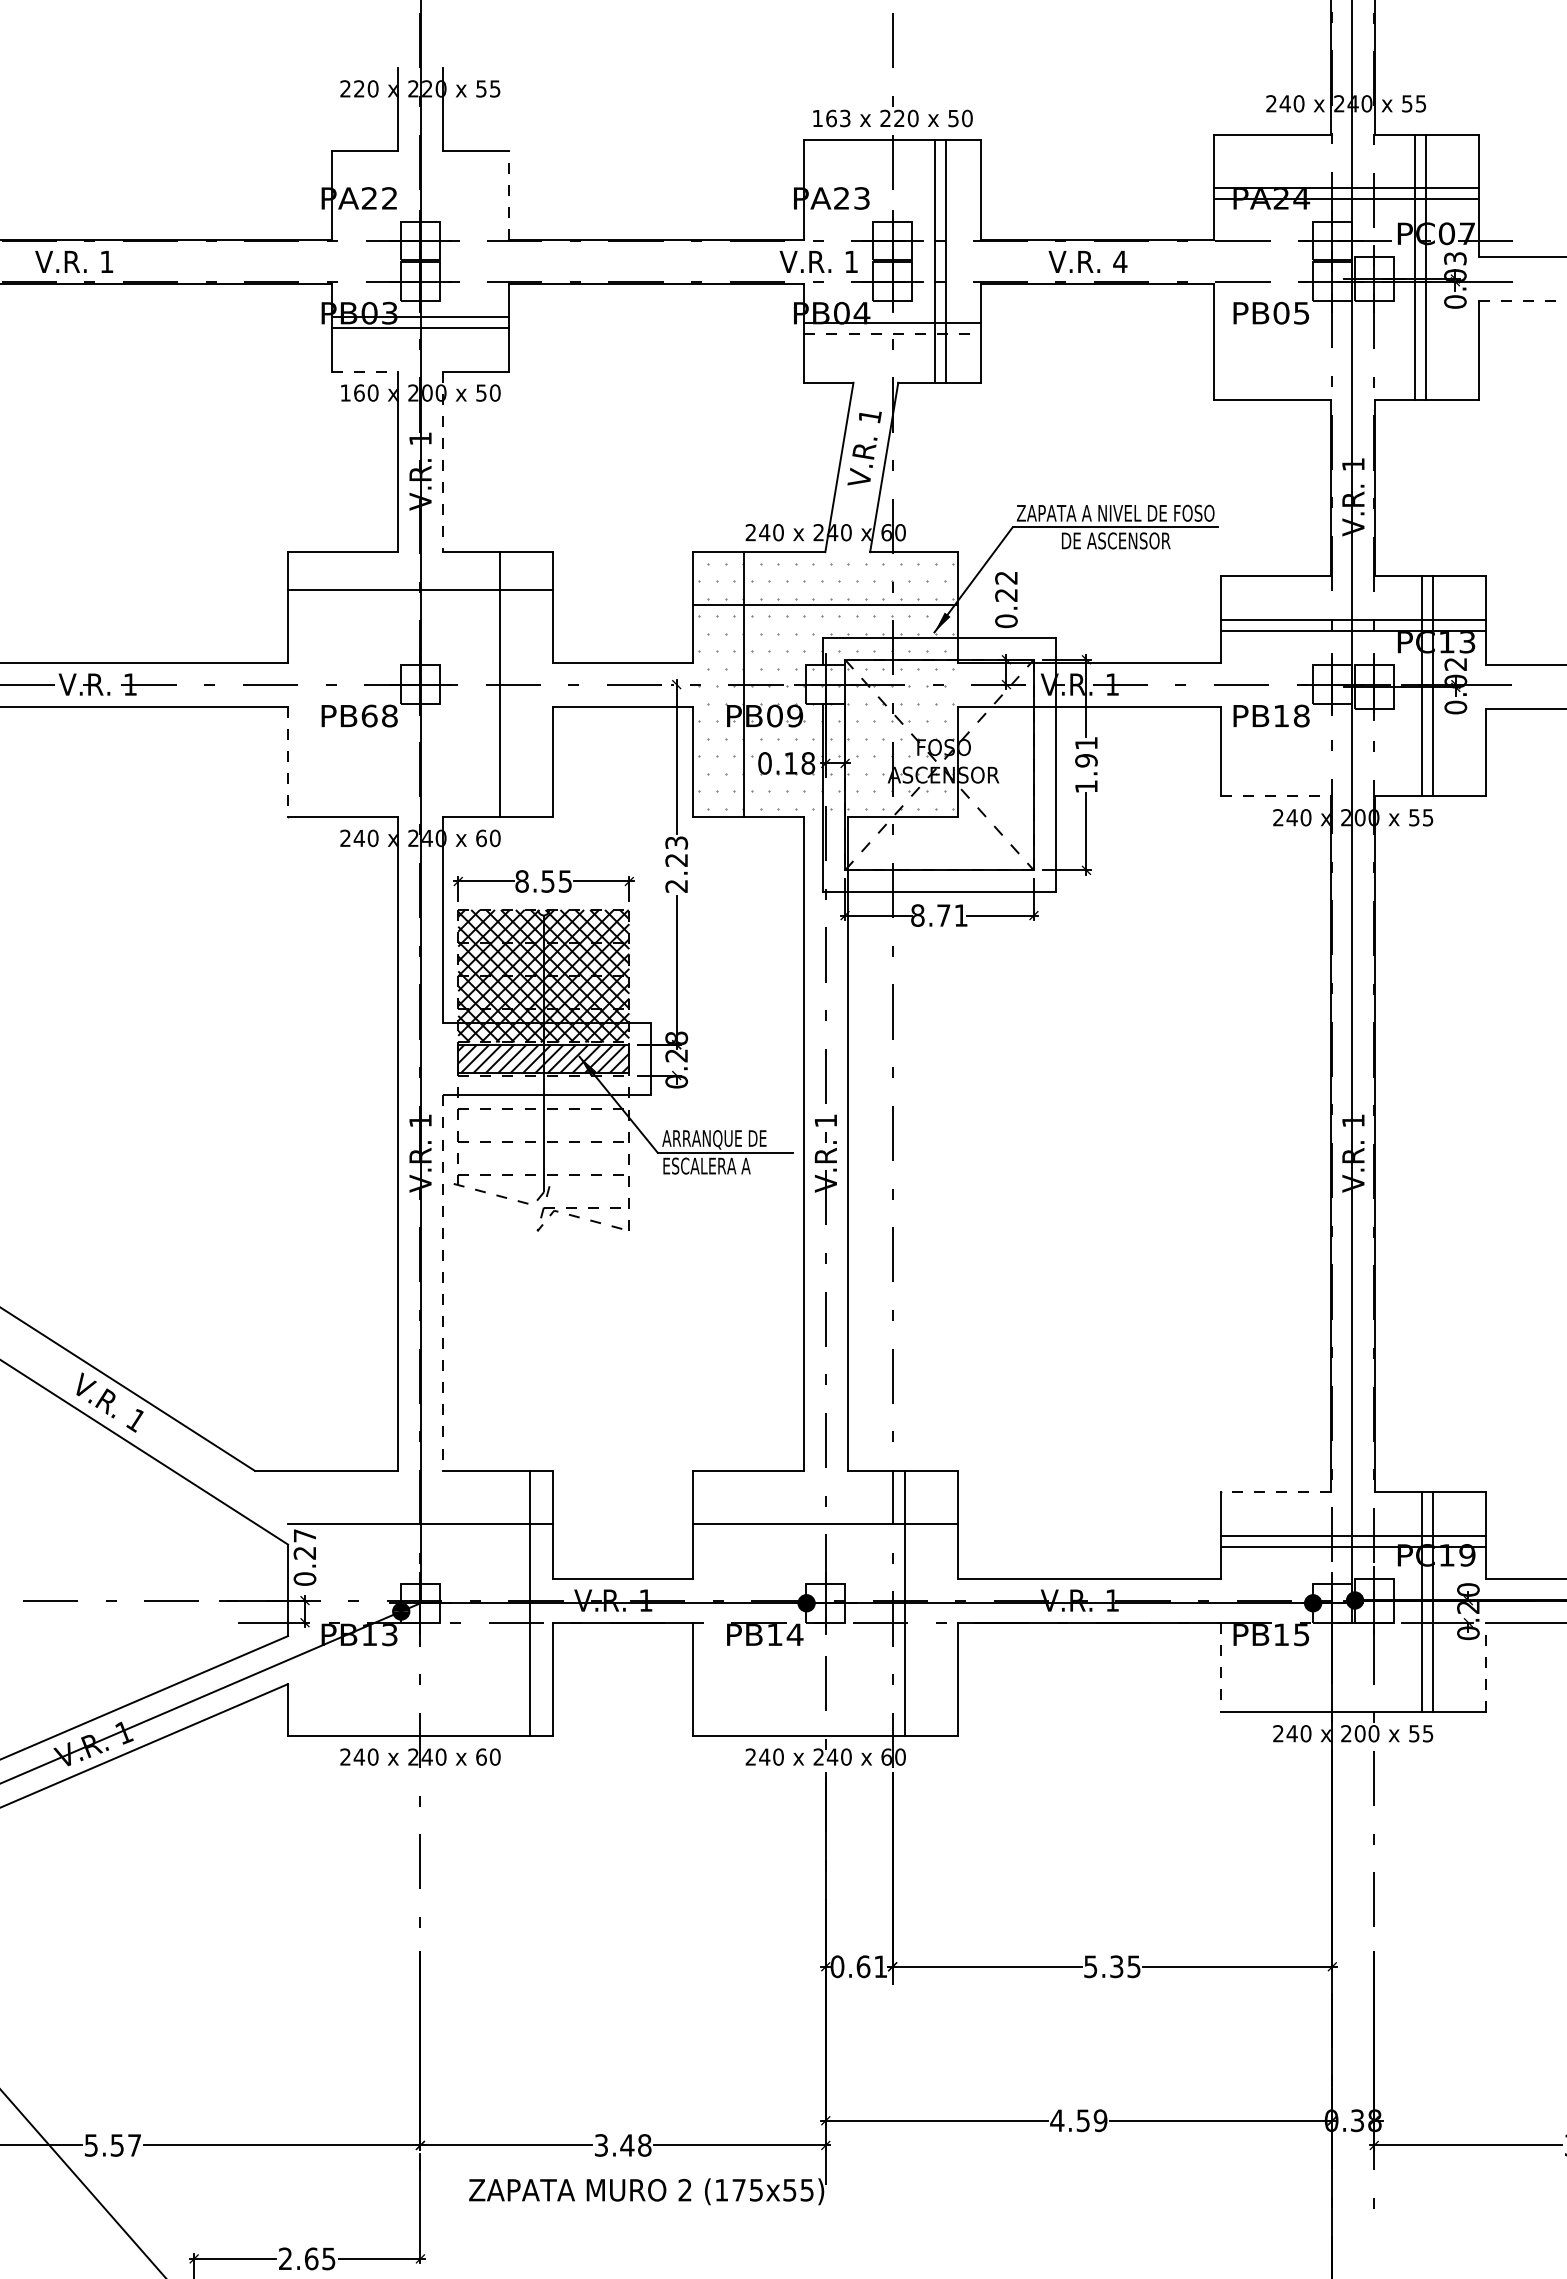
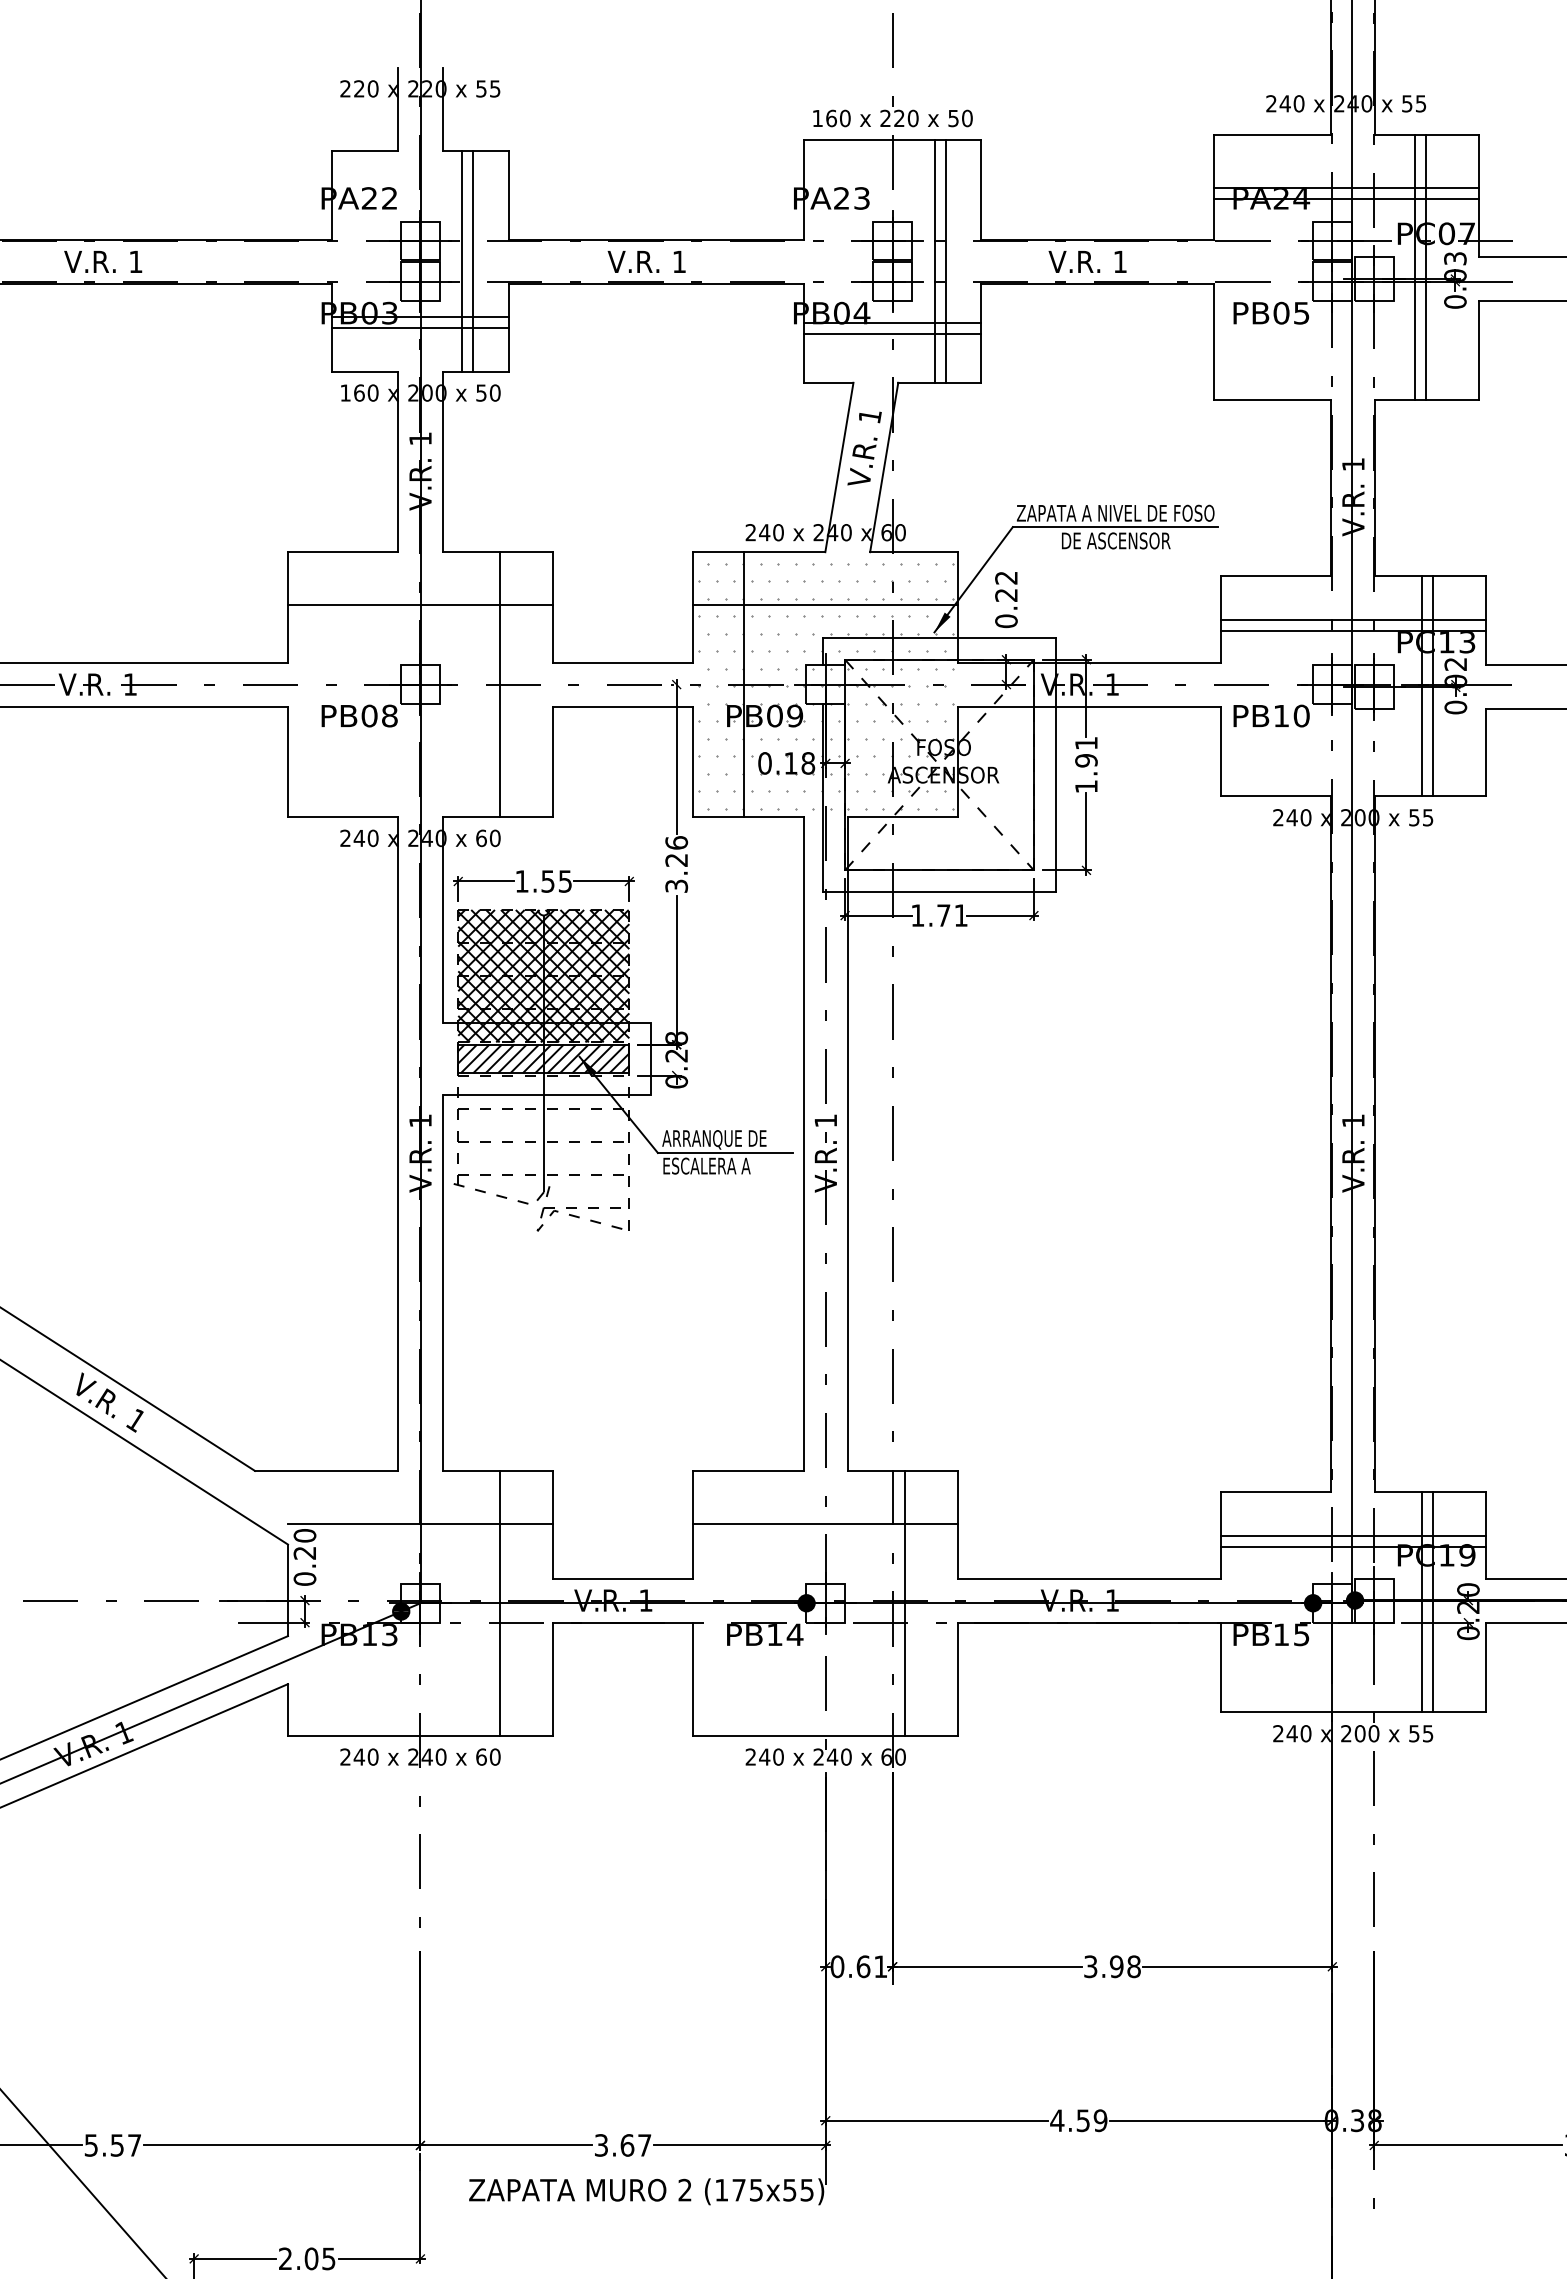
text: 163 -> 160 (845, 118)
line: dashed -> solid (508, 194)
text position: (74, 261) -> (103, 261) (103, 261)
line: none -> present (462, 261)
line: none -> present (473, 261)
text position: (818, 261) -> (646, 261) (646, 261)
text: 4 -> 1 (1120, 261)
line: dashed -> solid (1522, 301)
line: dashed -> solid (893, 334)
line: dashed -> solid (365, 371)
line: dashed -> solid (442, 462)
line position: (420, 590) -> (420, 605) (420, 605)
text: PB68 -> PB08 (369, 715)
text: PB18 -> PB10 (1301, 716)
line: dashed -> solid (288, 762)
line: dashed -> solid (1276, 796)
text: 2.23 -> 3.26 (676, 864)
text: 8.55 -> 1.55 (521, 881)
text: 8.71 -> 1.71 (917, 915)
line: dashed -> solid (442, 1283)
line: dashed -> solid (1275, 1491)
text: 0.27 -> 0.20 (304, 1535)
line position: (529, 1602) -> (499, 1602) (499, 1602)
line: dashed -> solid (1220, 1667)
line: dashed -> solid (1485, 1667)
text: 5.35 -> 3.98 (1112, 1966)
text: 3.48 -> 3.67 (635, 2145)
text: 2.65 -> 2.05 (311, 2258)
